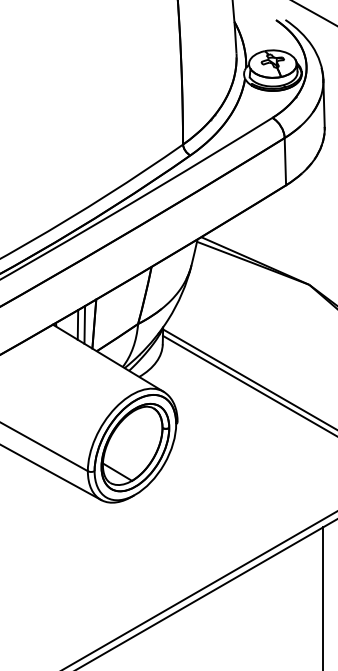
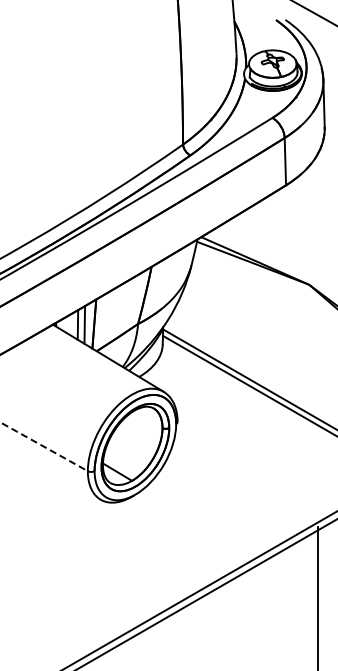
line: solid -> dashed (44, 446)
line: present -> none (51, 472)
line position: (323, 597) -> (318, 597) (318, 597)
